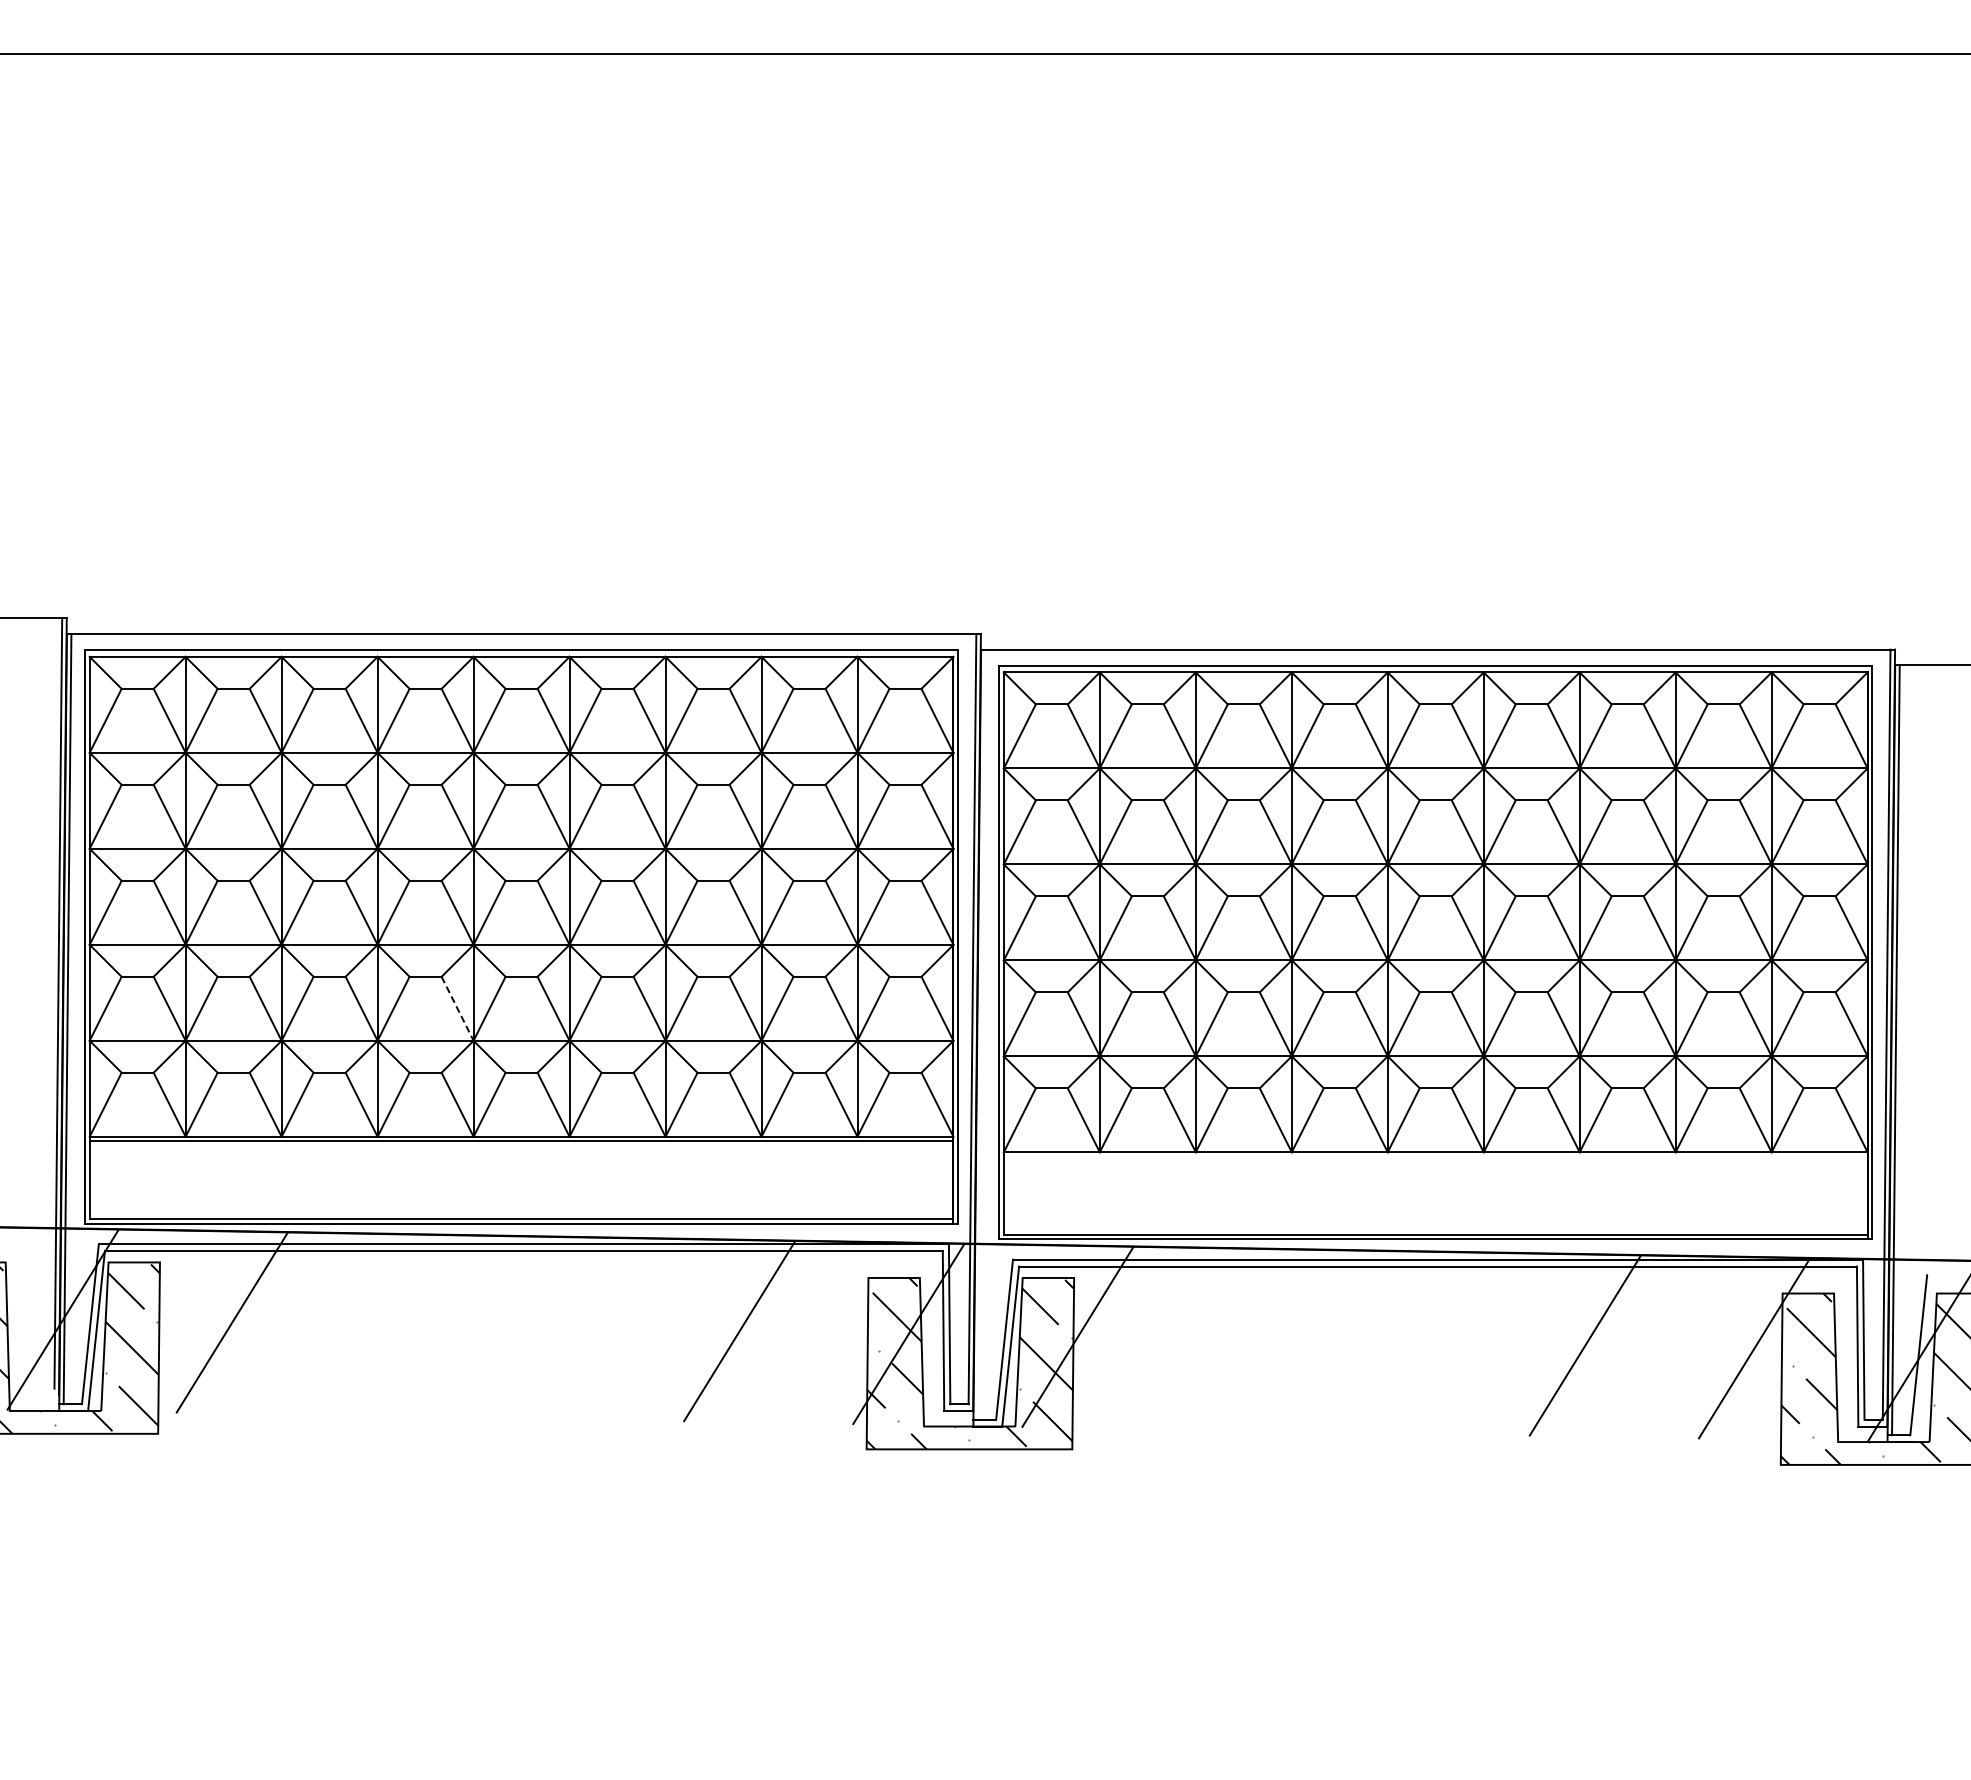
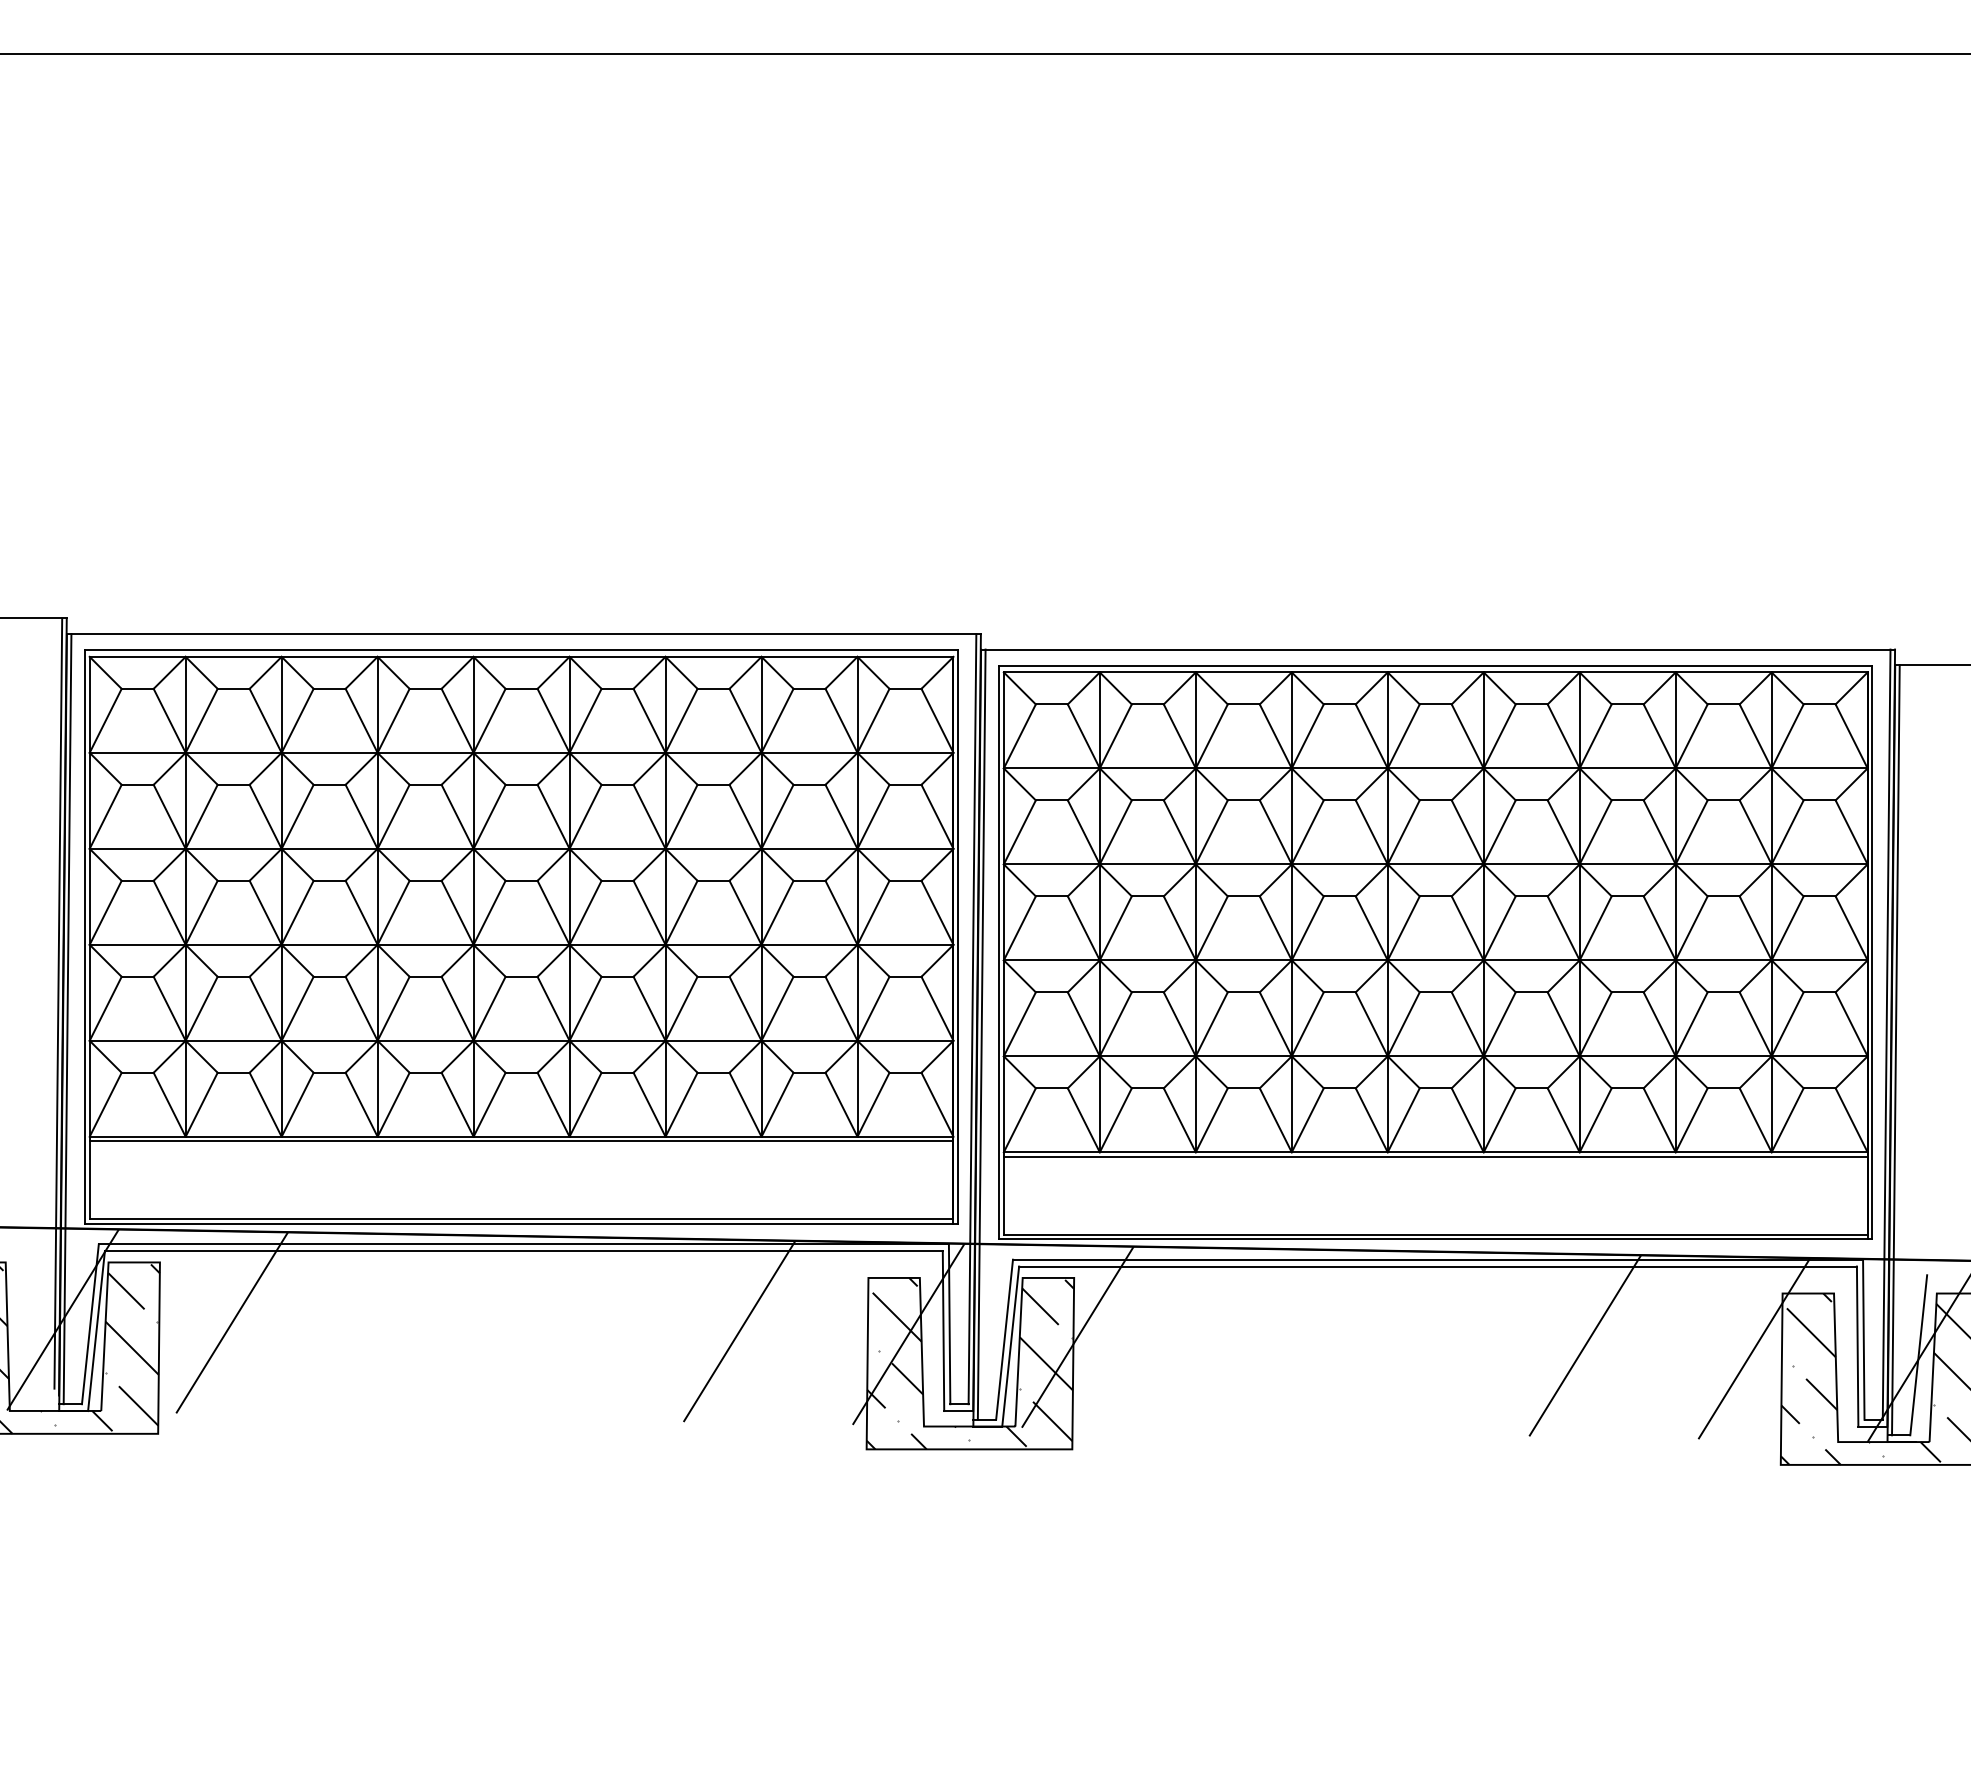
line: dashed -> solid (457, 1008)
line: none -> present (981, 1034)
line: none -> present (1435, 1156)
